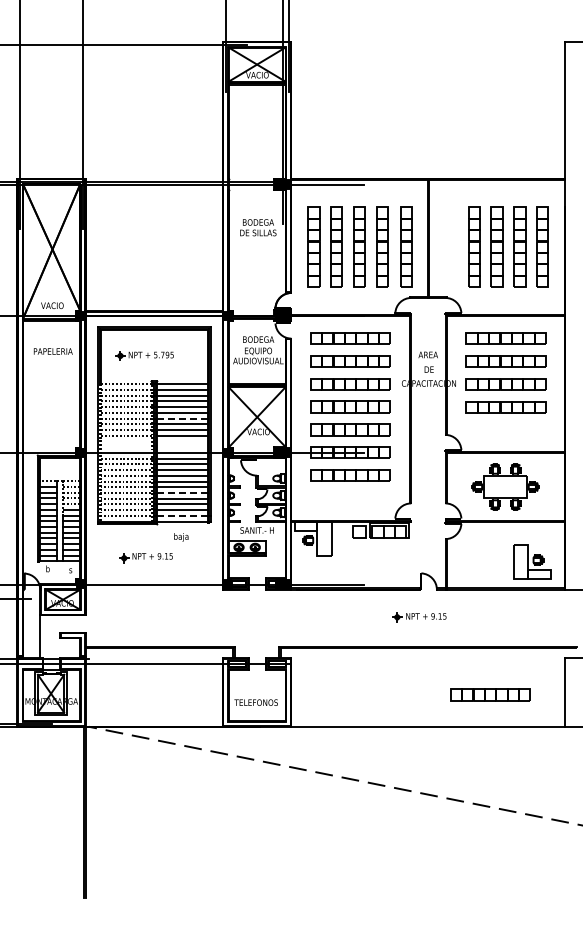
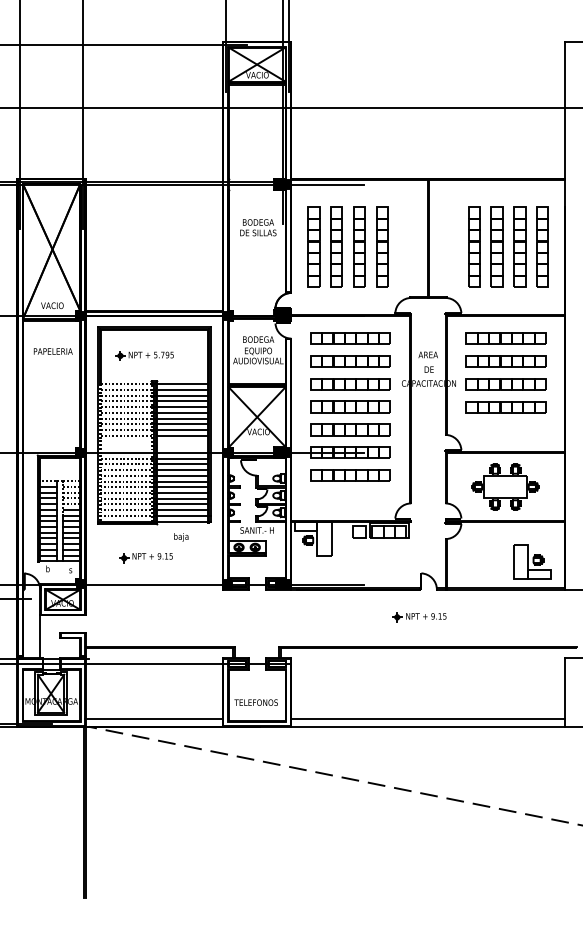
line: none -> present (290, 107)
part: present -> none (406, 246)
line: dashed -> solid (182, 418)
line: dashed -> solid (182, 493)
line: dashed -> solid (182, 515)
part: present -> none (490, 694)
line: none -> present (153, 719)
line: none -> present (428, 719)
